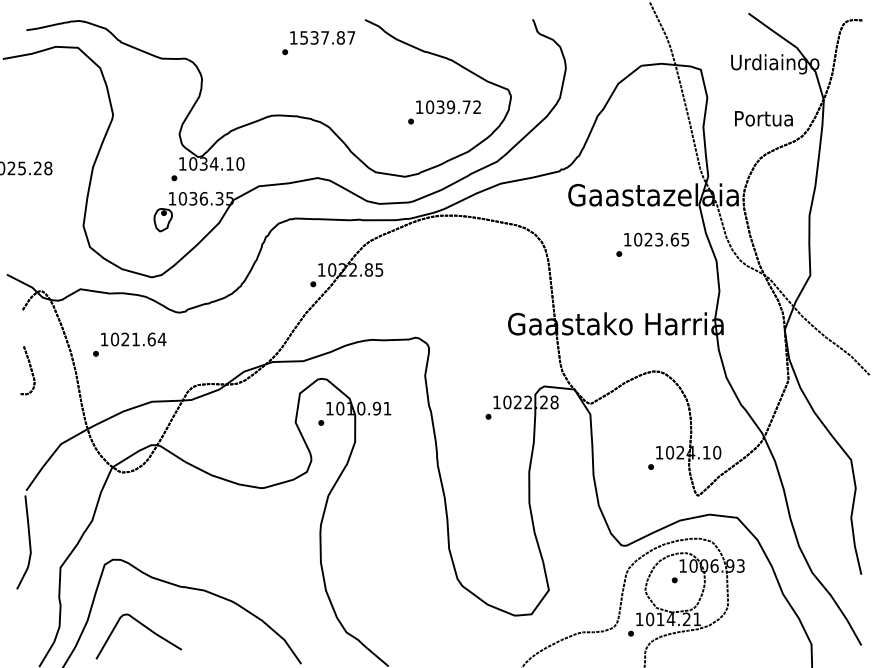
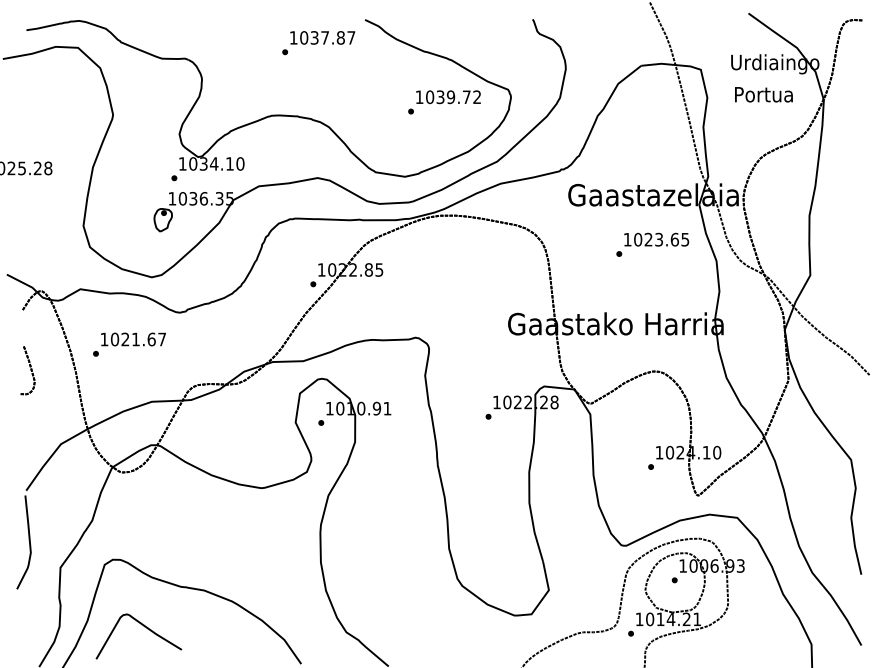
text: 1537.87 -> 1037.87 (304, 37)
text position: (444, 112) -> (444, 102) (444, 102)
text position: (763, 118) -> (763, 94) (763, 94)
text: 1021.64 -> 1021.67 (161, 339)
